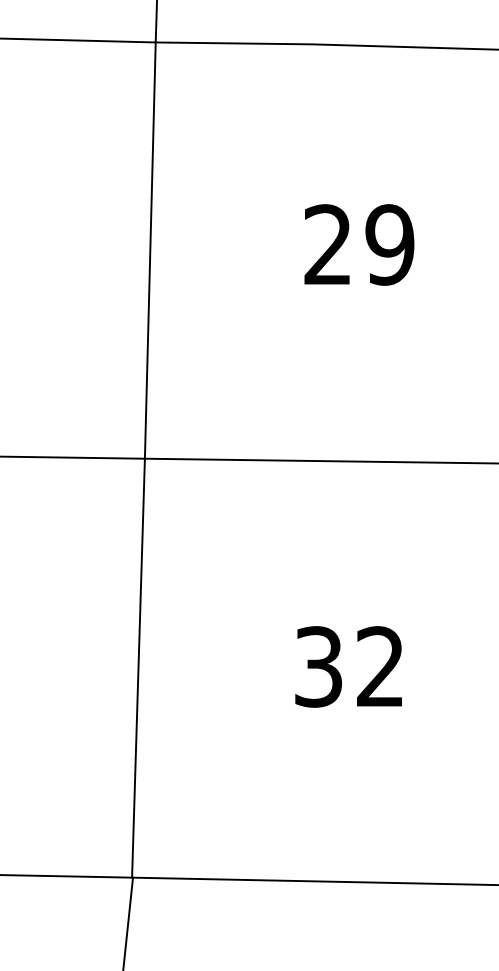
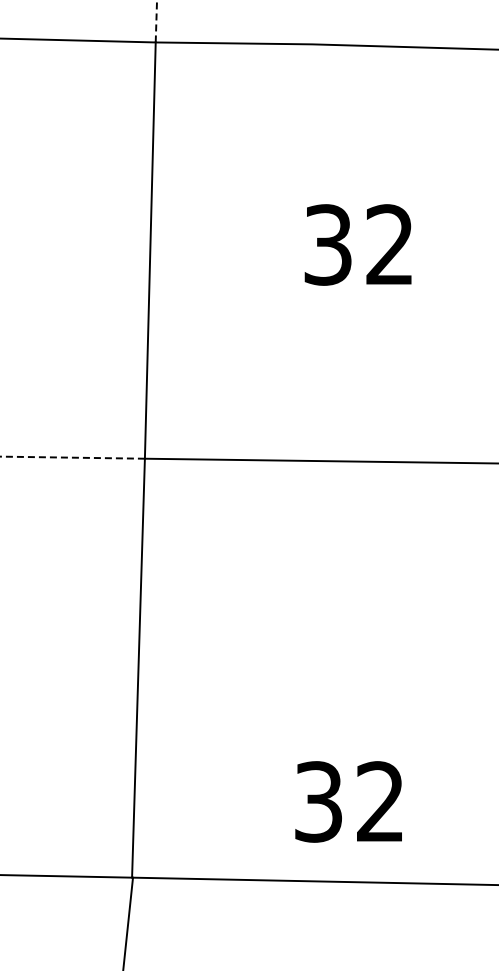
line: solid -> dashed (156, 21)
text: 29 -> 32 (359, 244)
line: solid -> dashed (72, 457)
text position: (348, 666) -> (348, 801) (348, 801)
